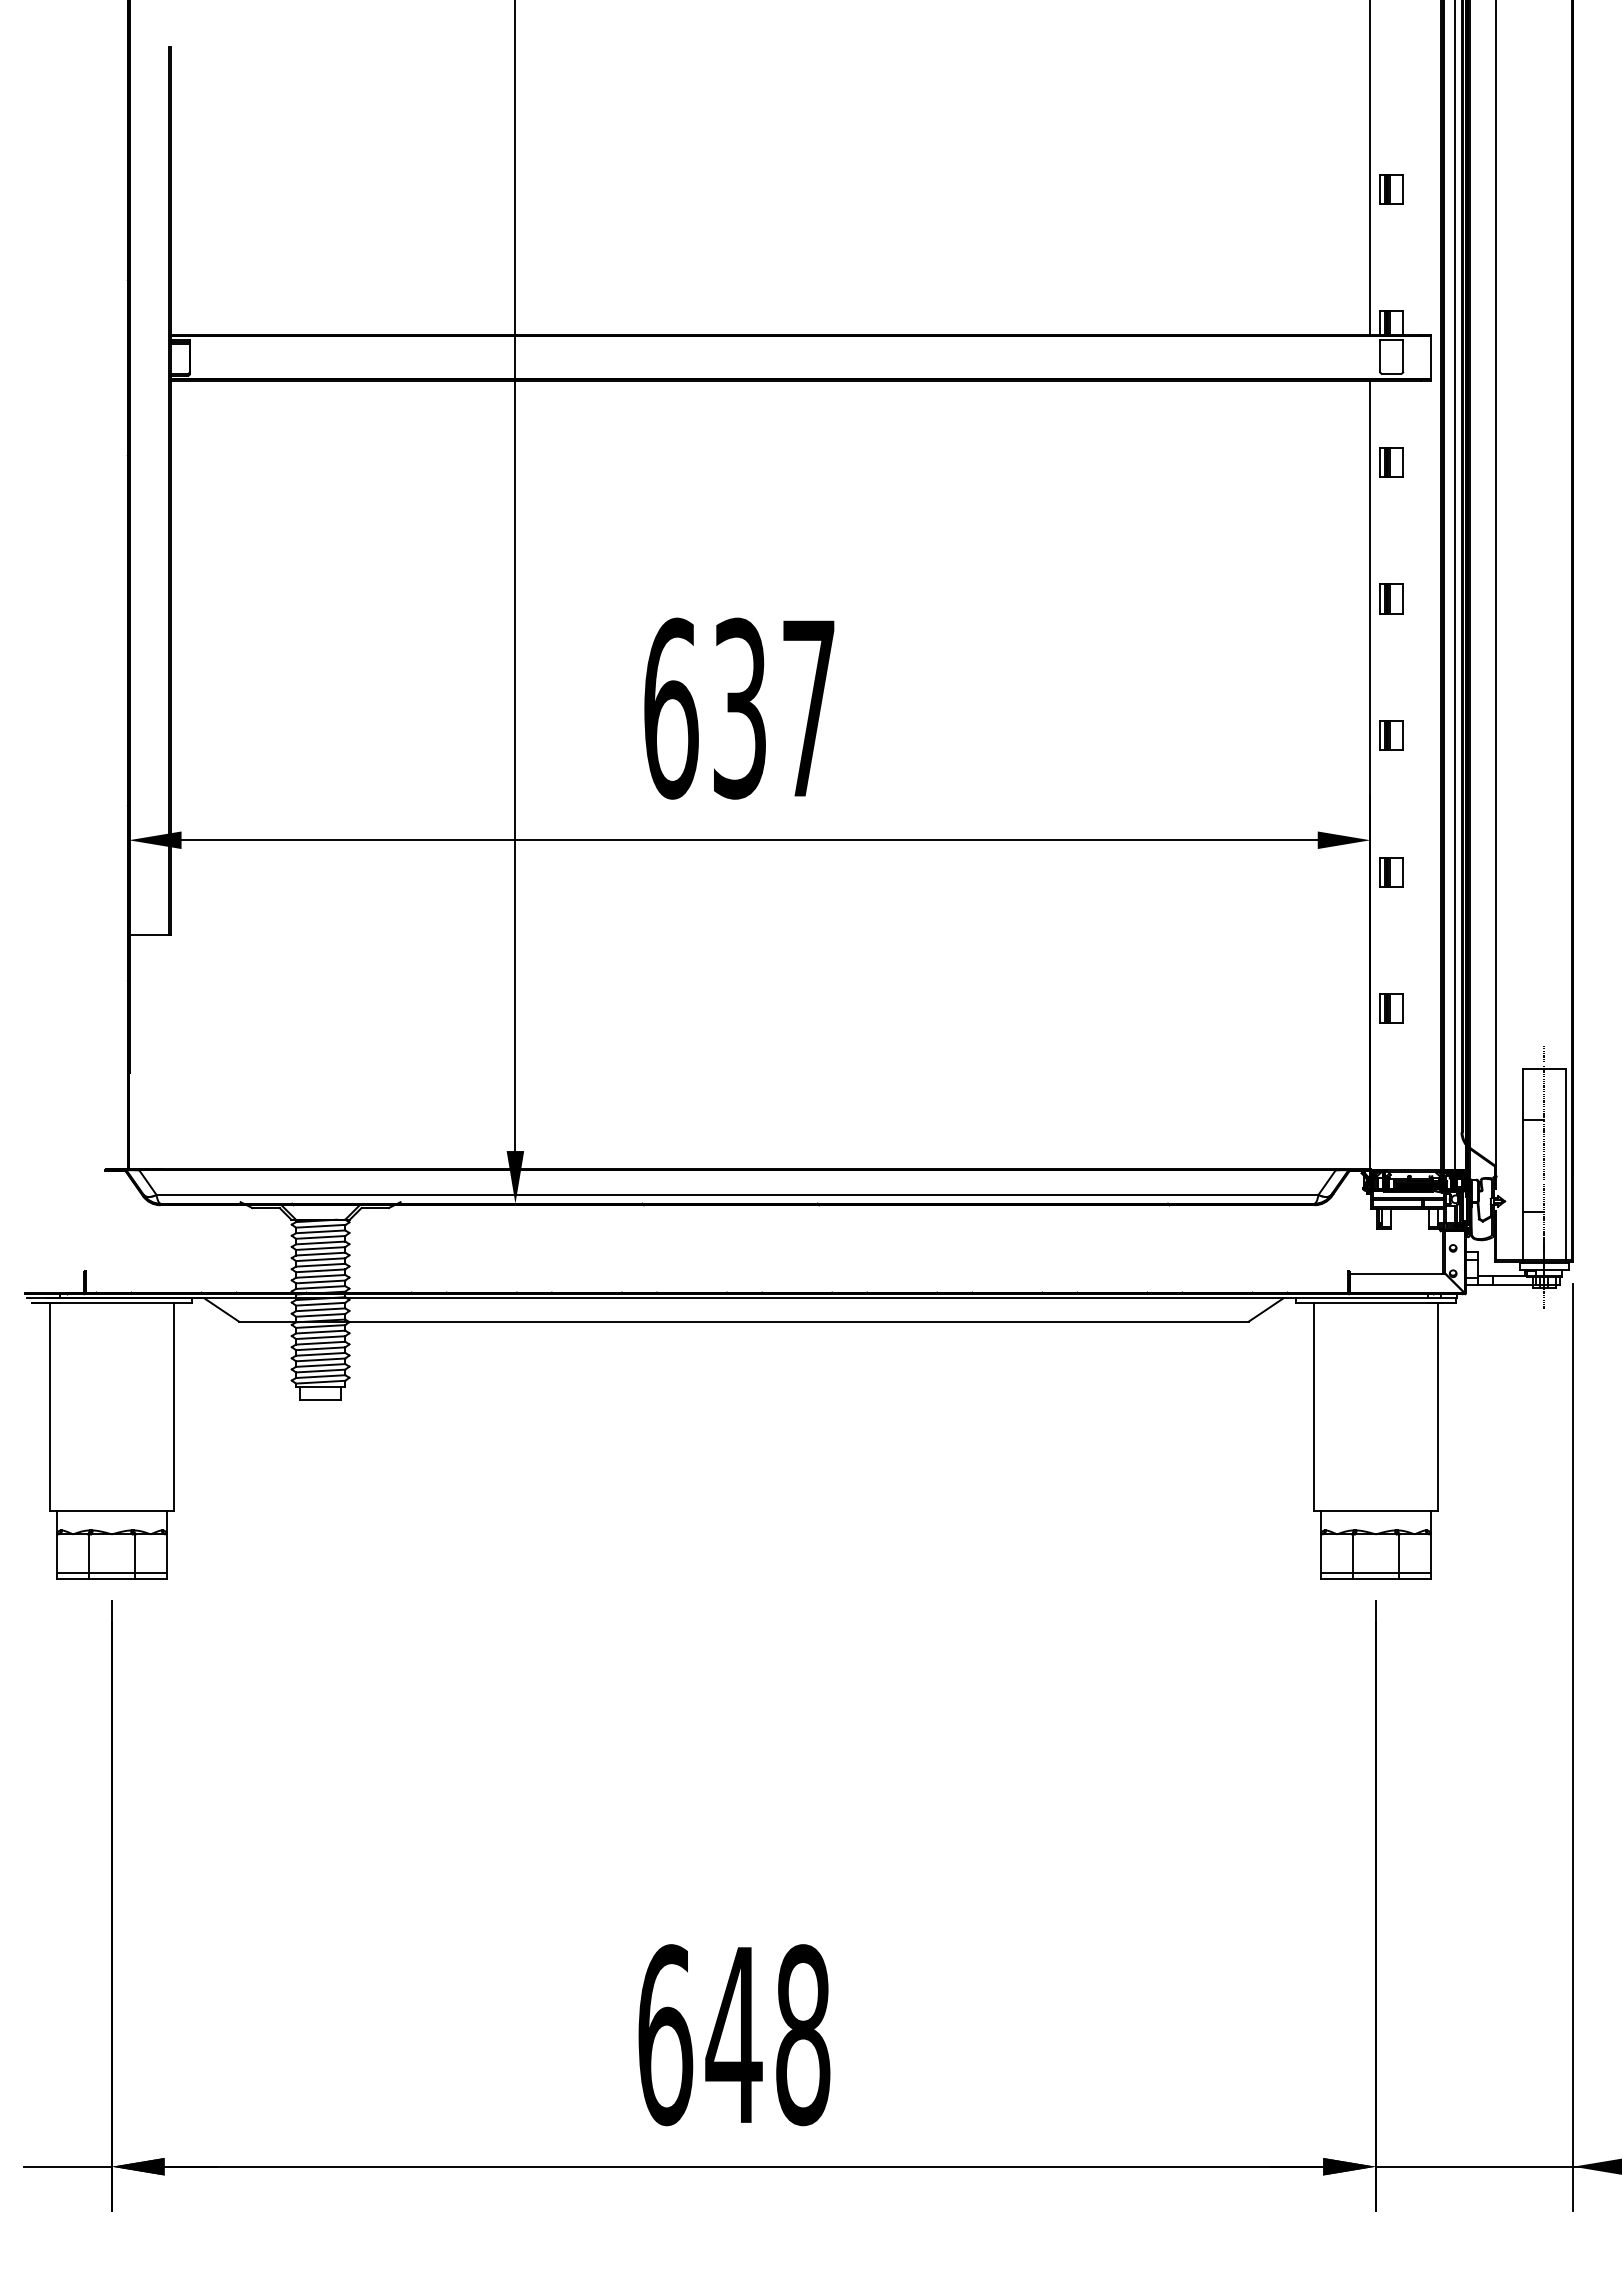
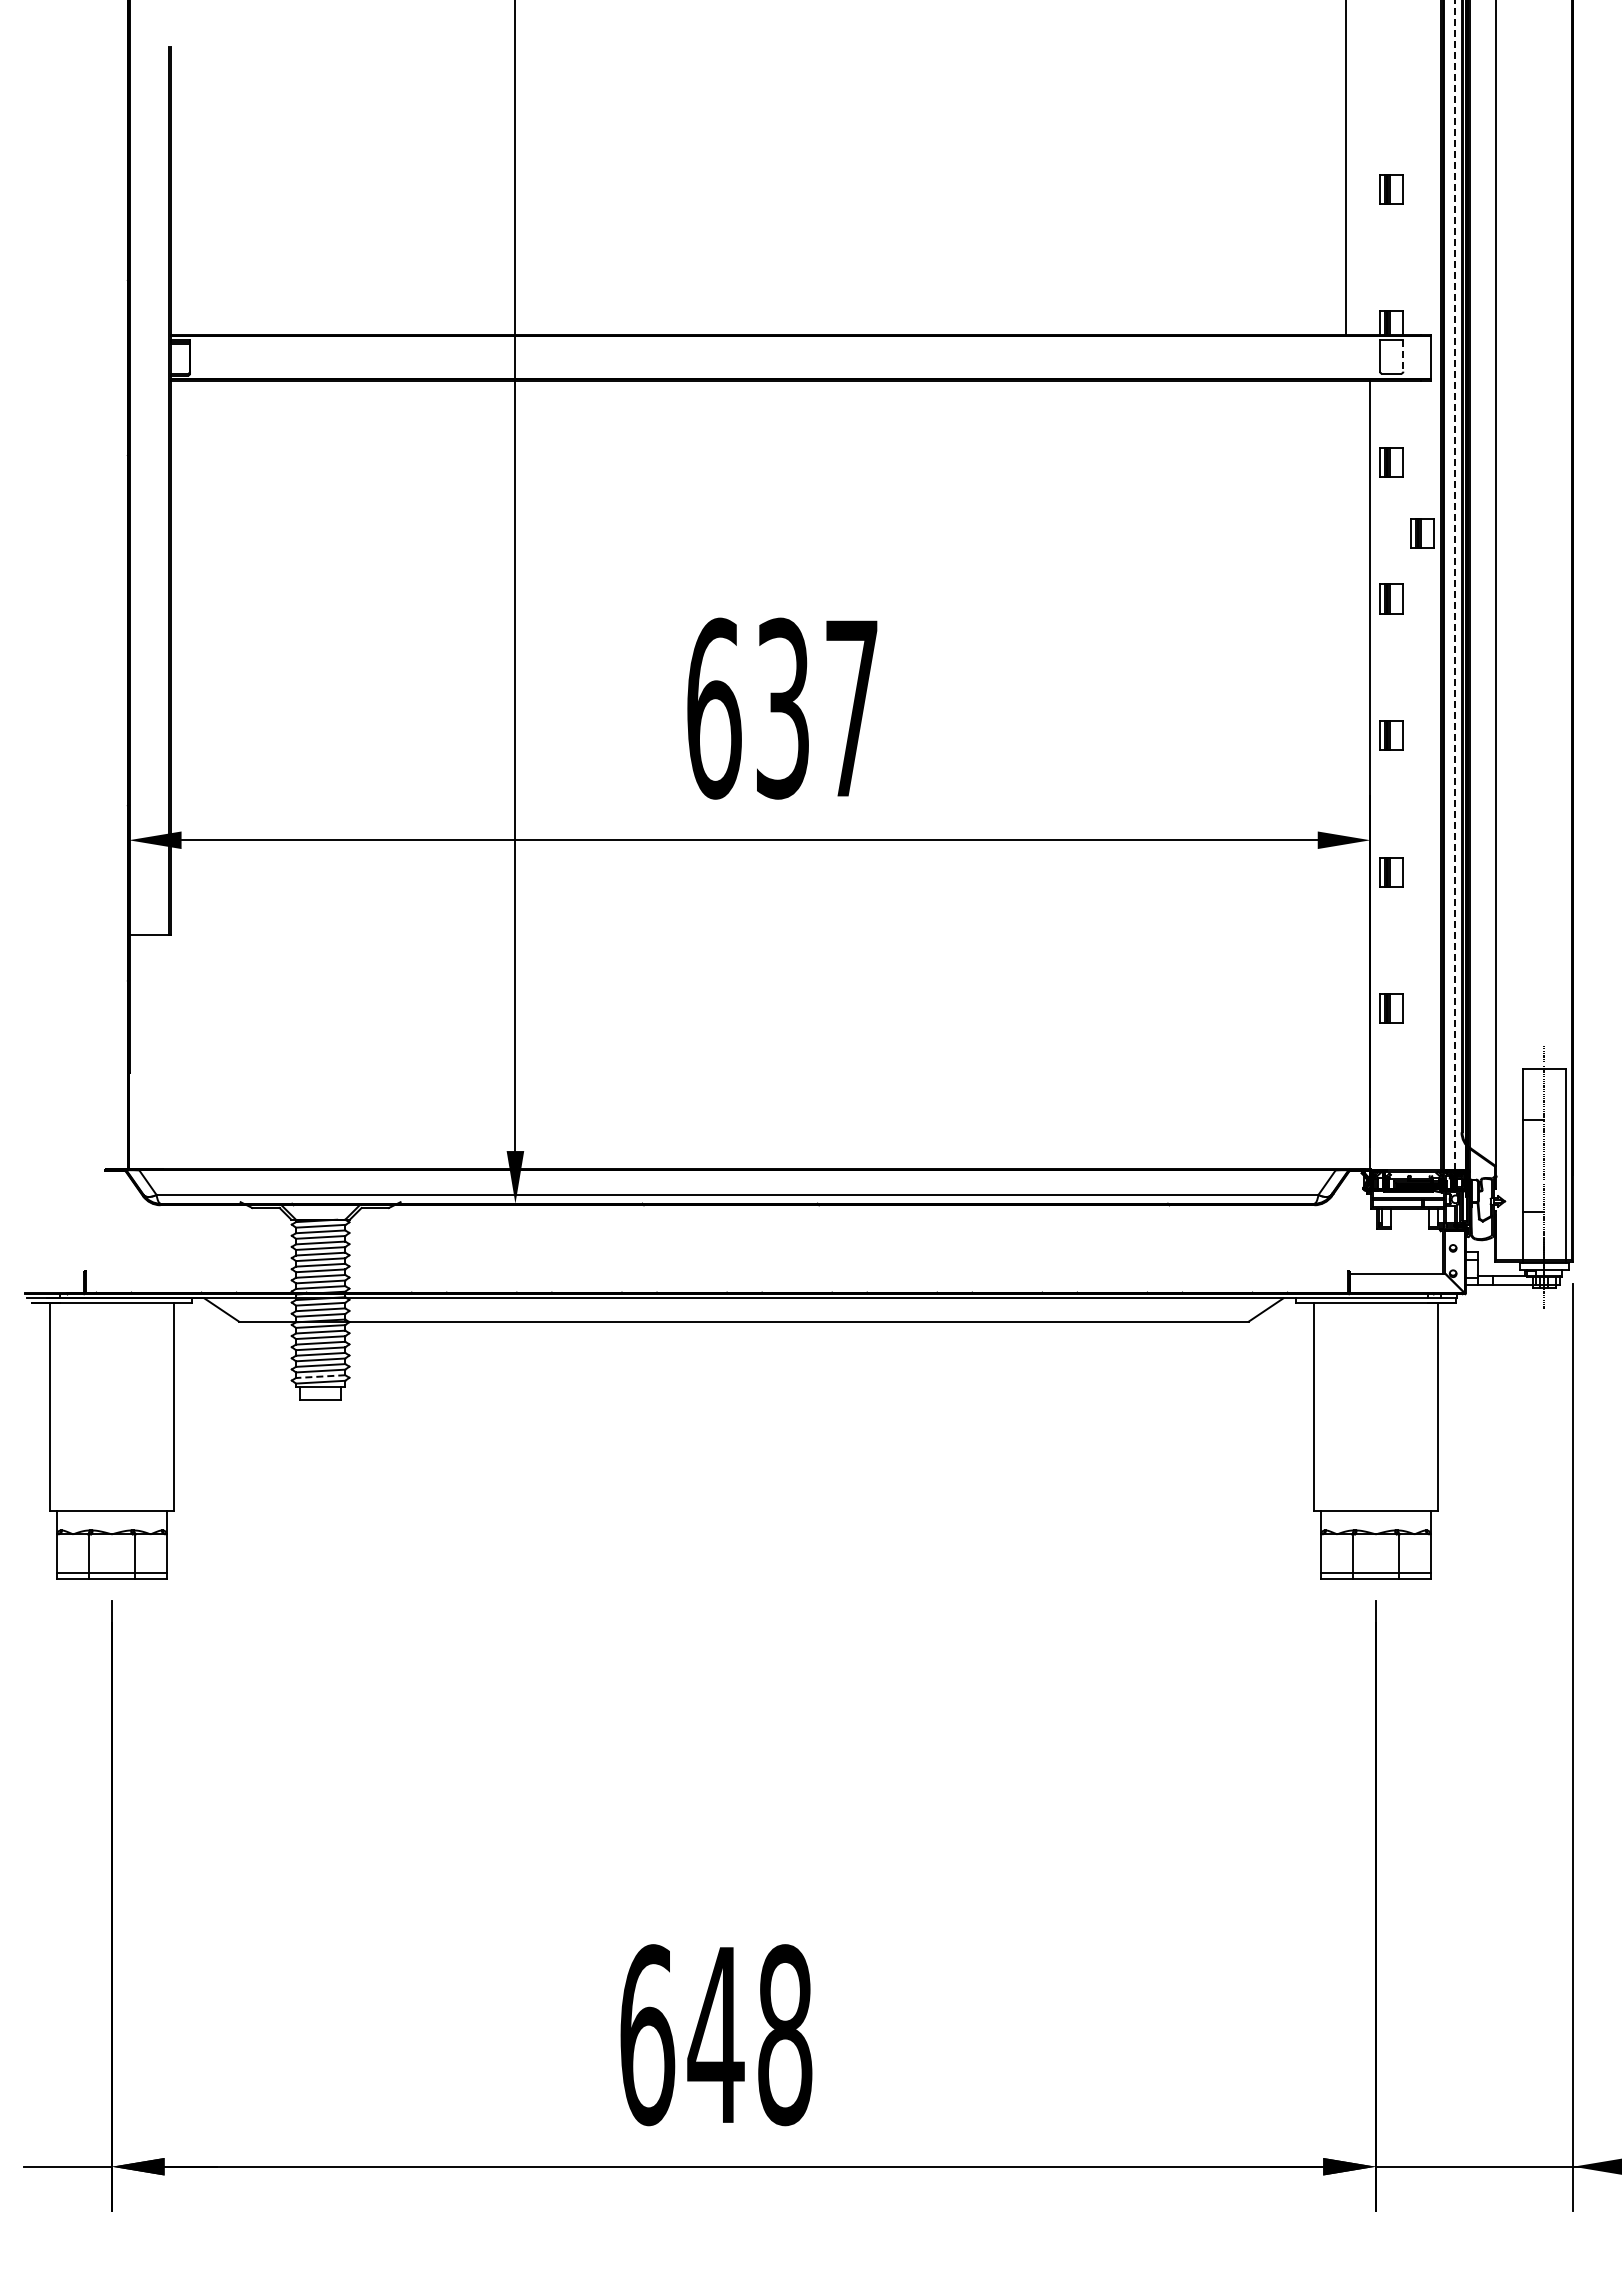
line position: (1370, 168) -> (1346, 168) (1346, 168)
line: solid -> dashed (1403, 356)
part: none -> present (1422, 533)
line: solid -> dashed (1454, 584)
text position: (739, 708) -> (782, 708) (782, 708)
line: solid -> dashed (320, 1376)
text position: (734, 2035) -> (716, 2035) (716, 2035)
